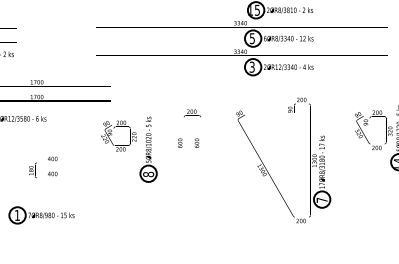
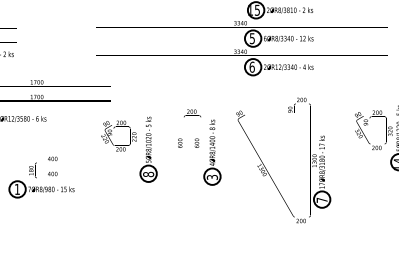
text: 3 -> 6 (251, 66)
part: none -> present (212, 152)
part position: (41, 215) -> (41, 189) (41, 189)
